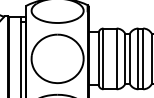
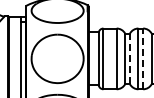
line: solid -> dashed (129, 58)
line: solid -> dashed (143, 58)
